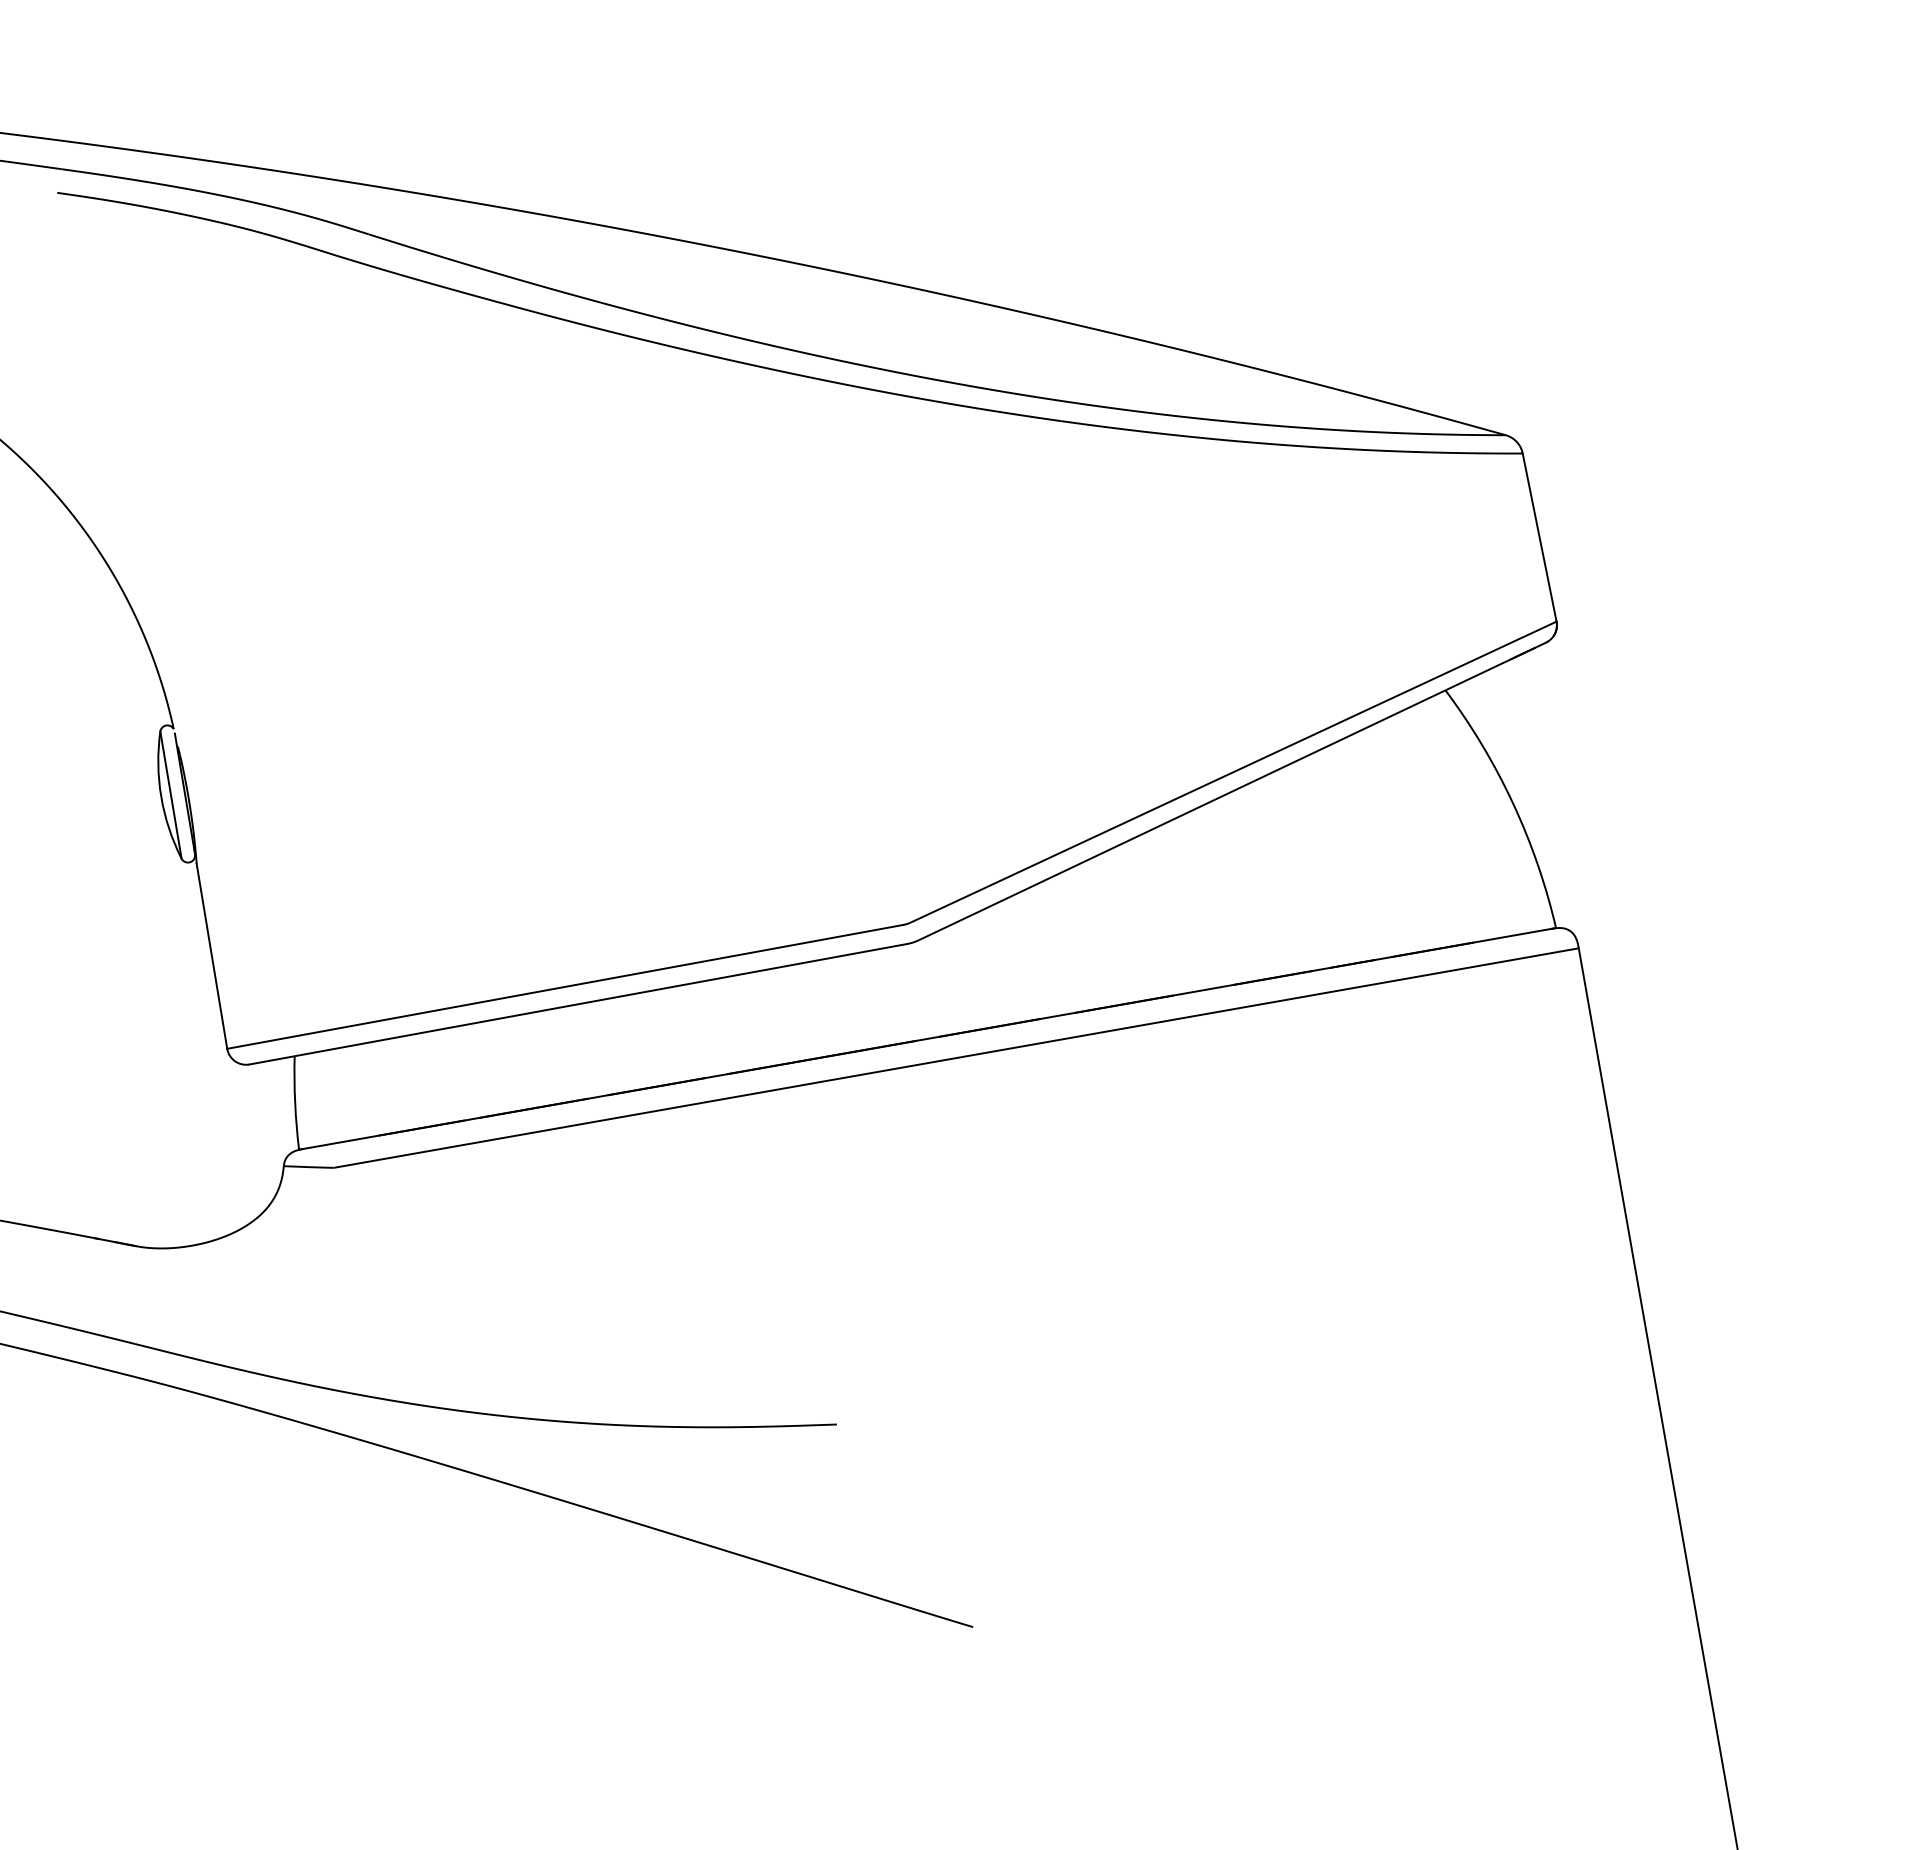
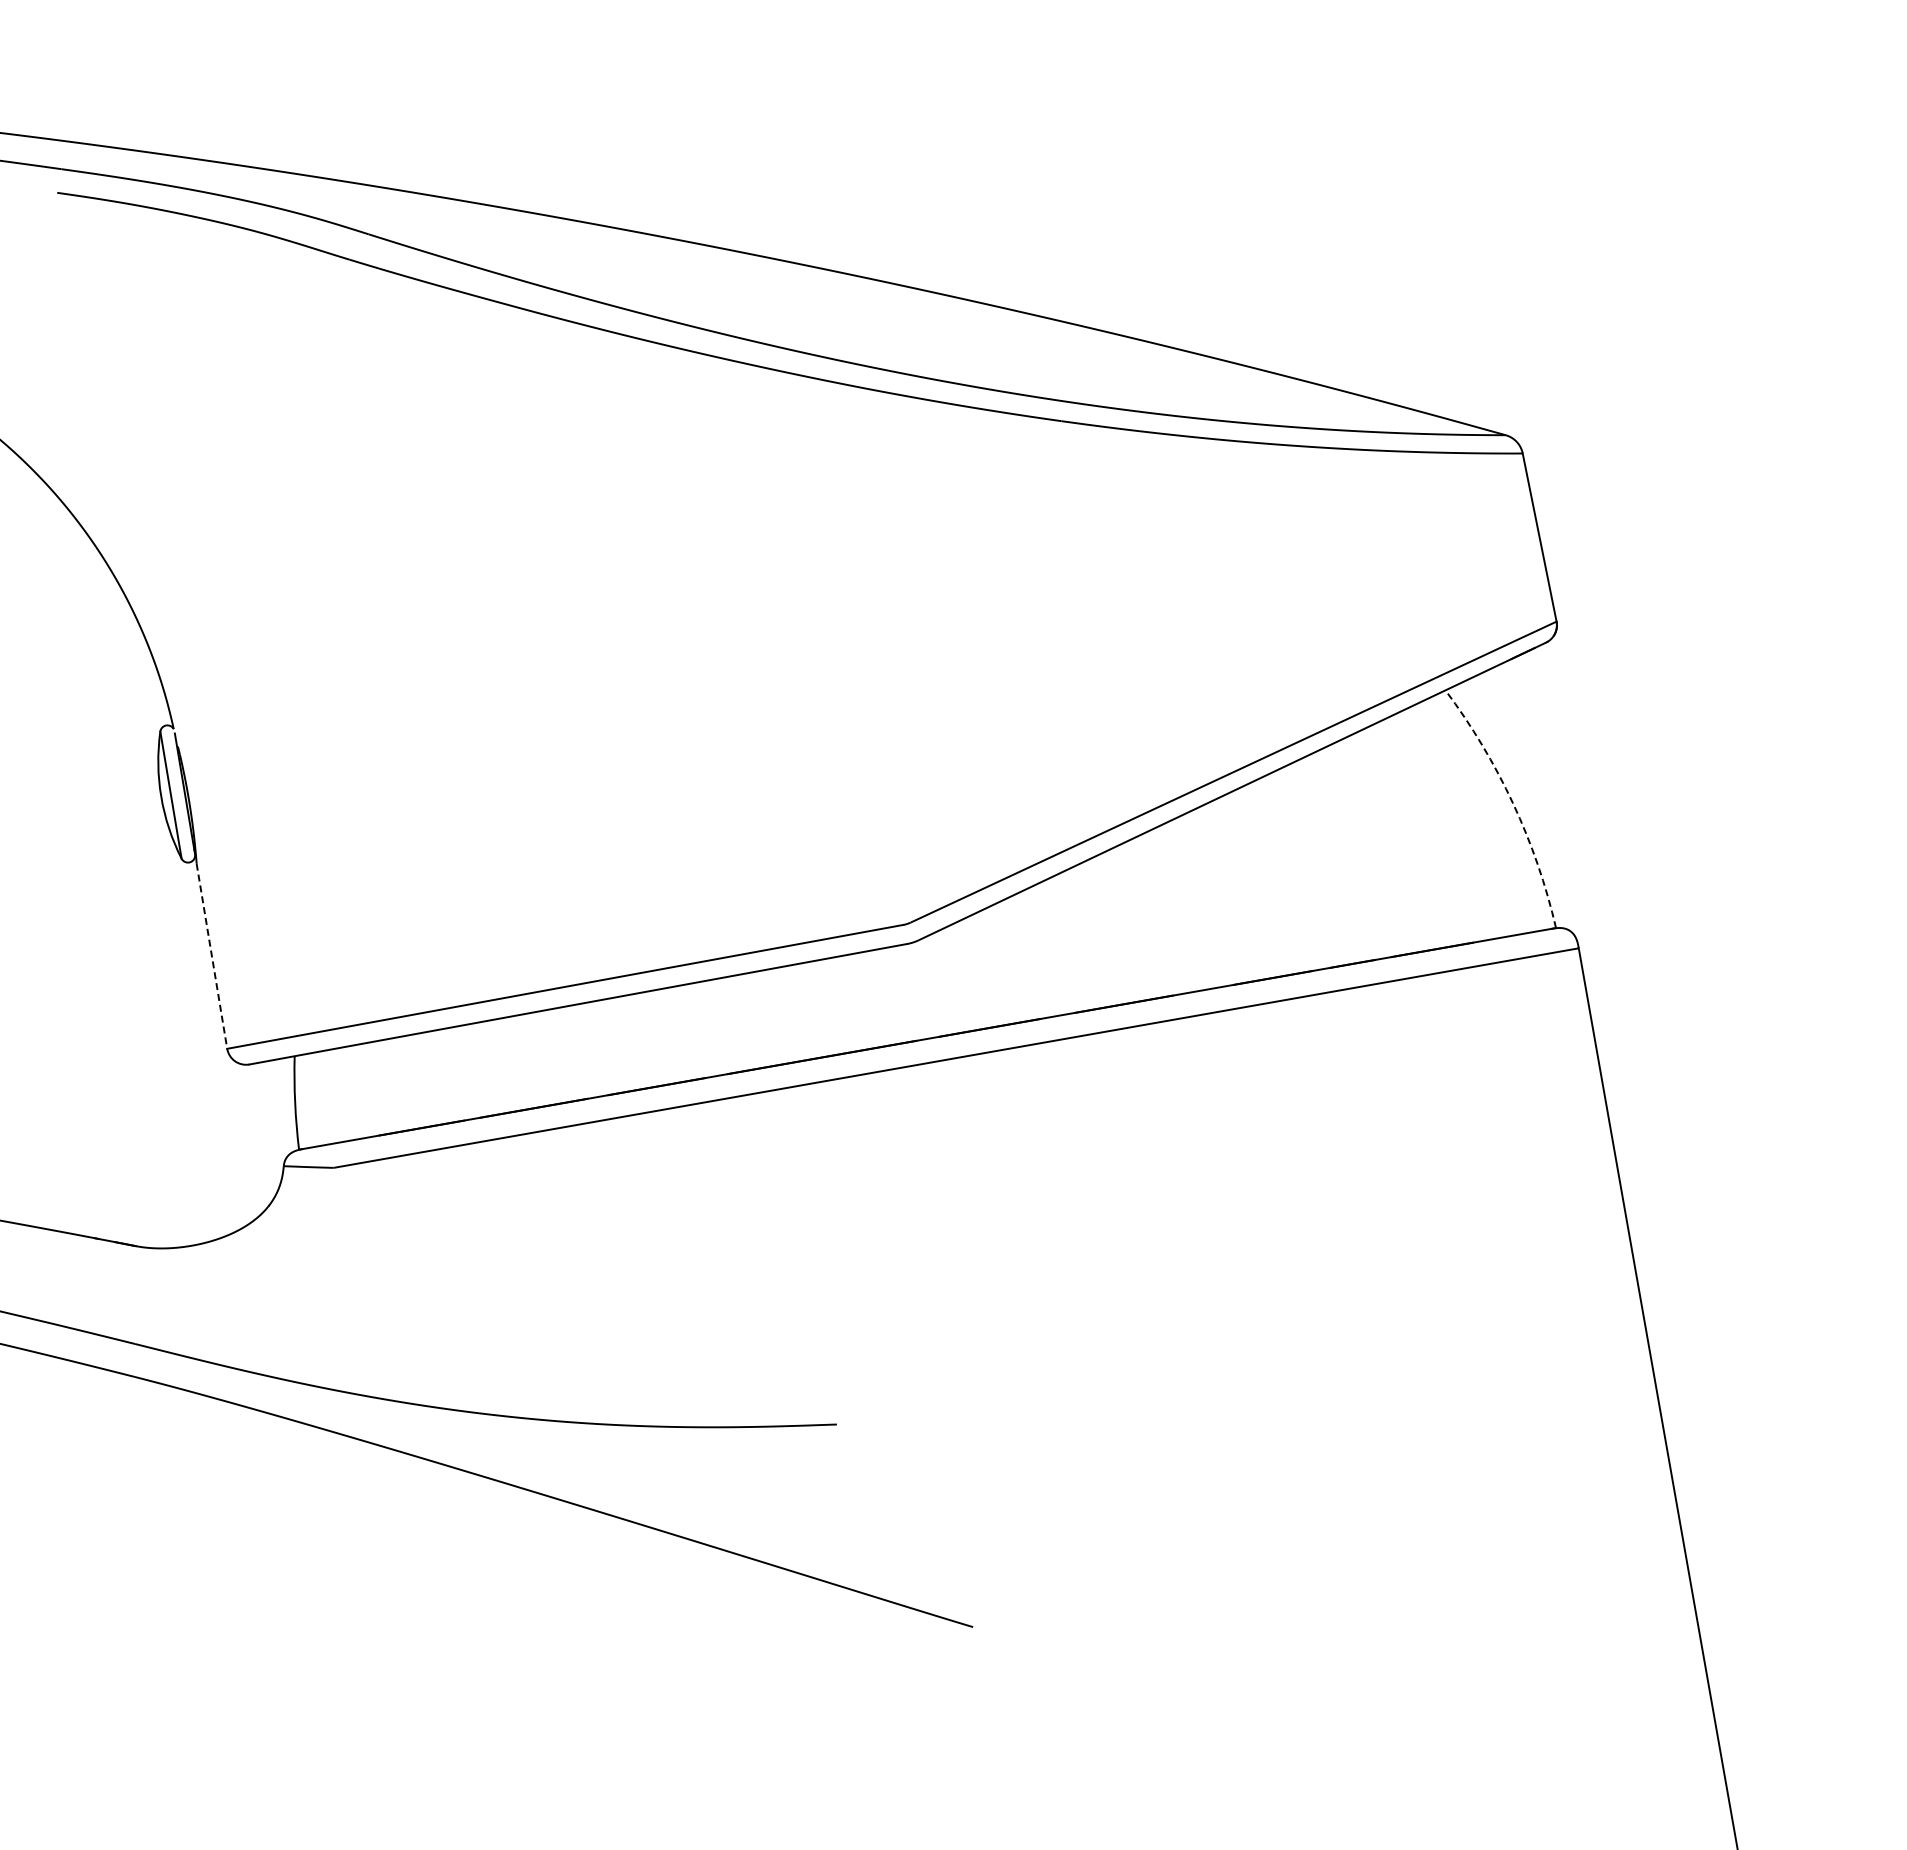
arc: solid -> dashed (1513, 803)
line: solid -> dashed (211, 956)
